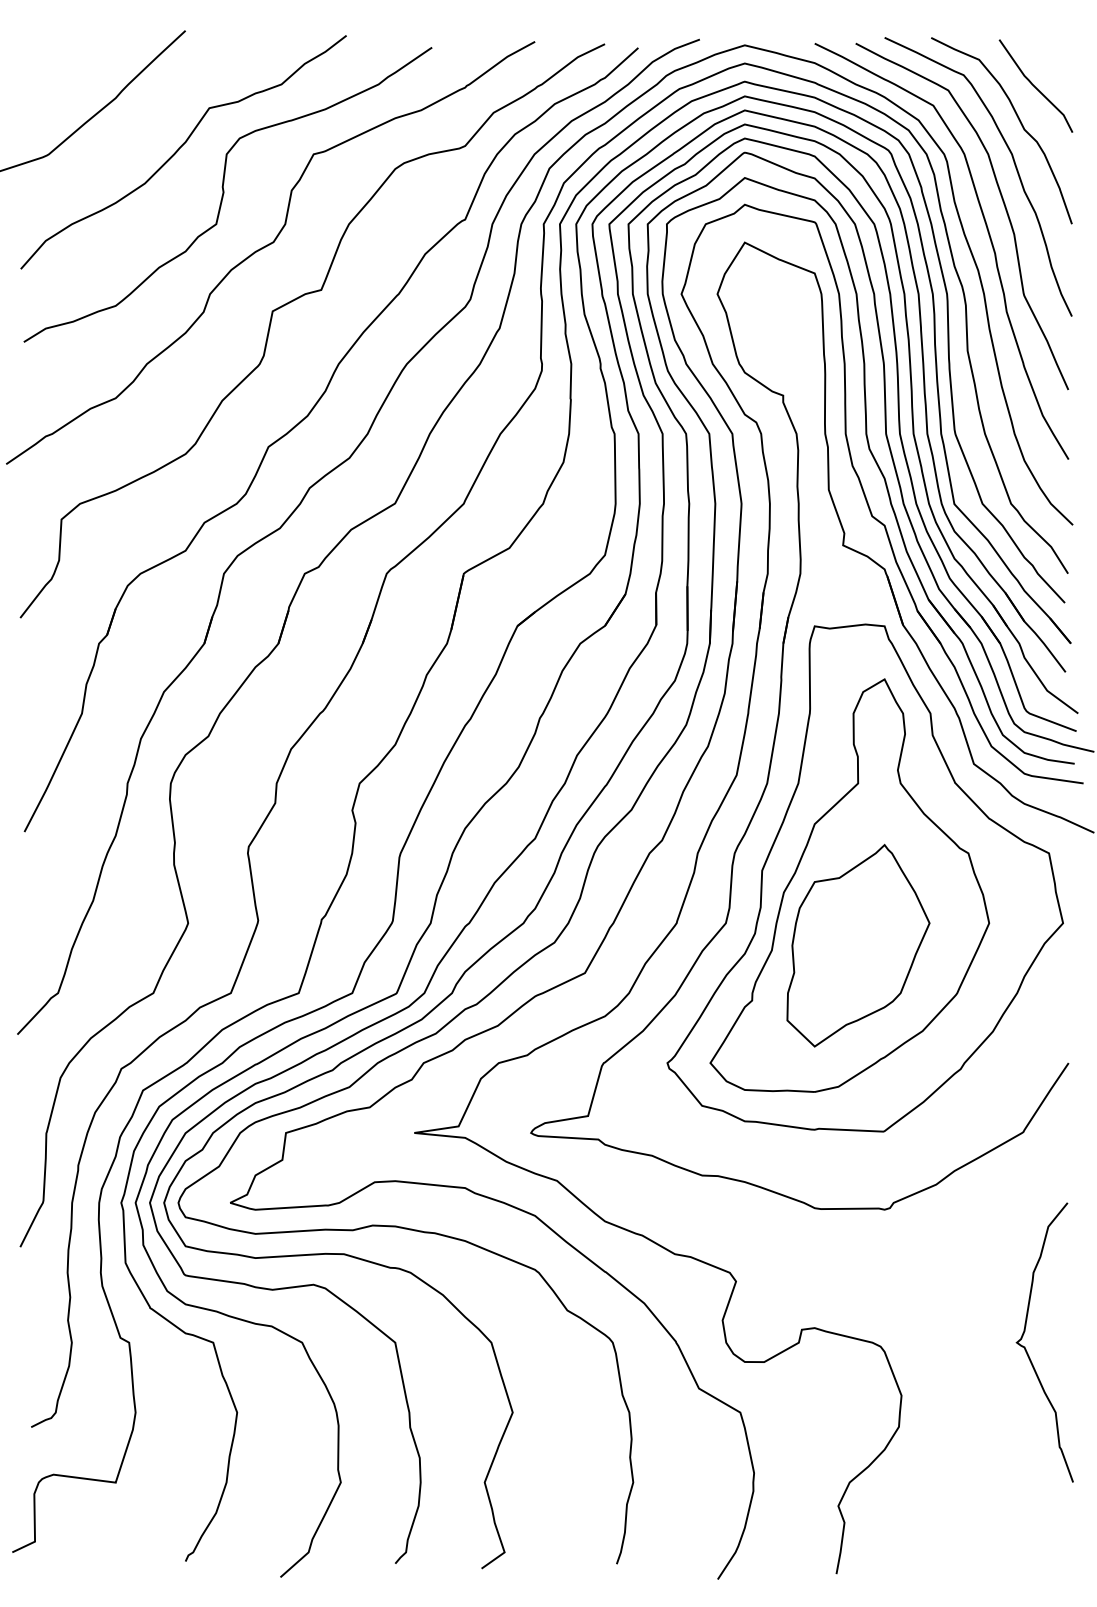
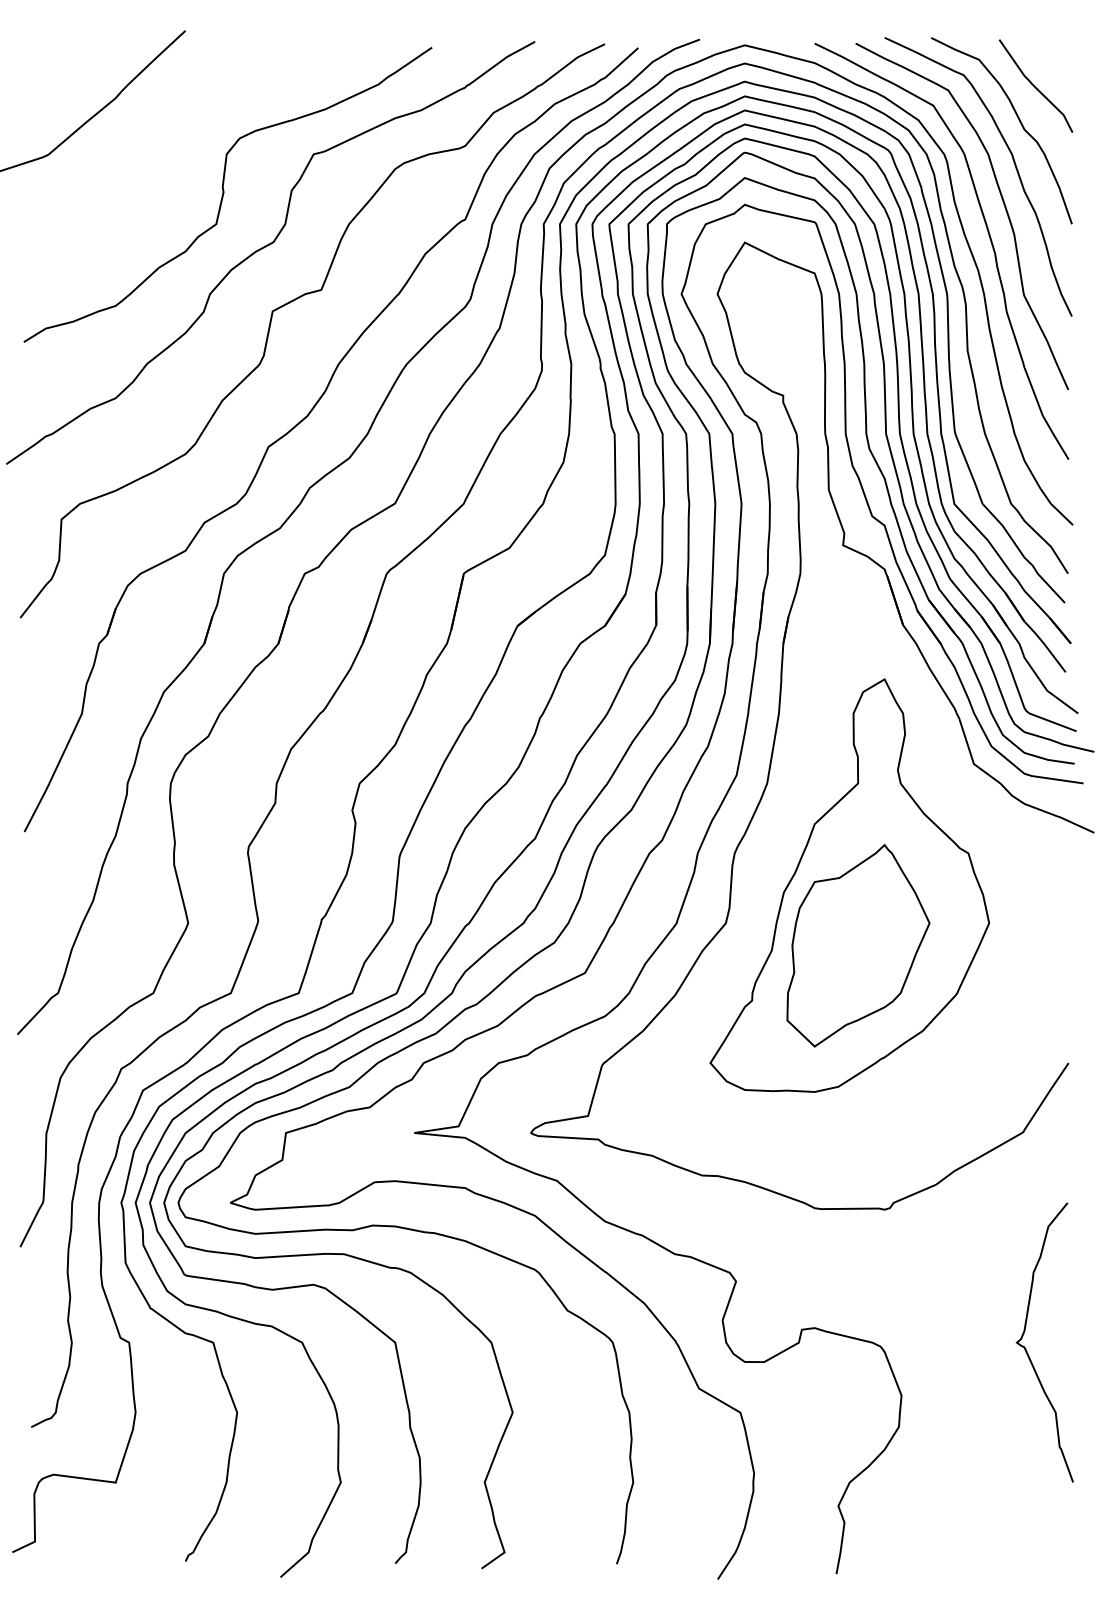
curve: present -> none (180, 148)
part: present -> none (864, 877)
